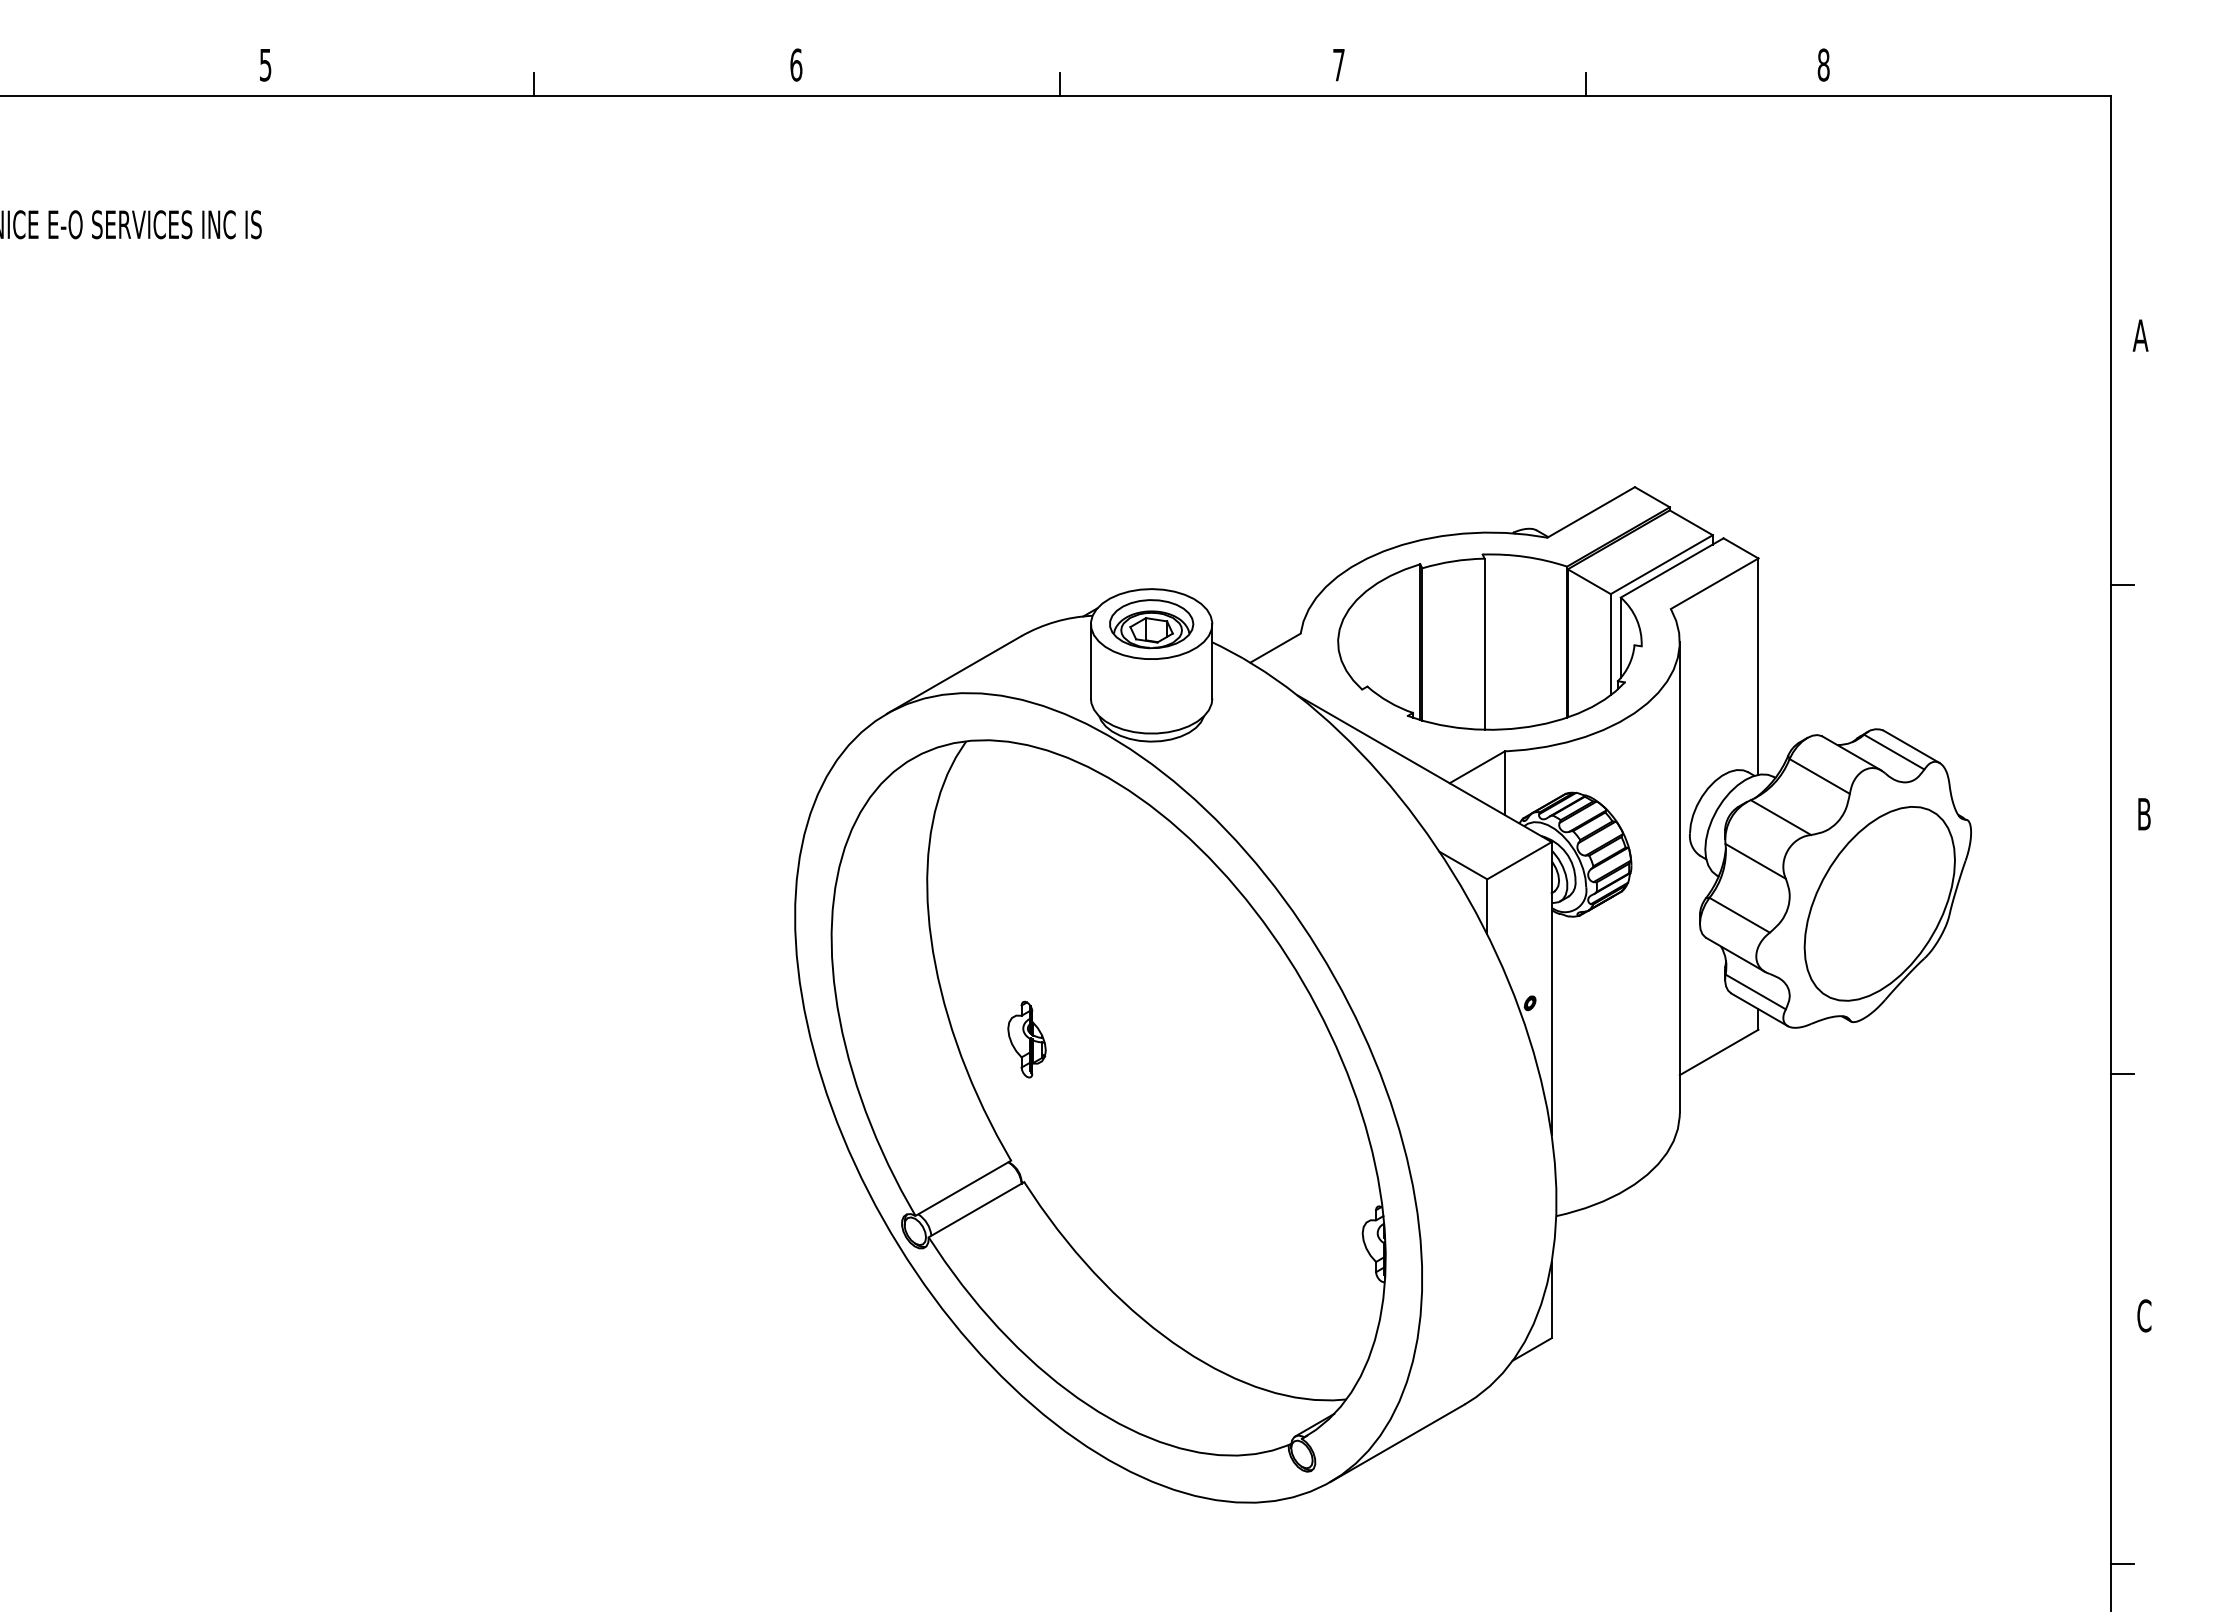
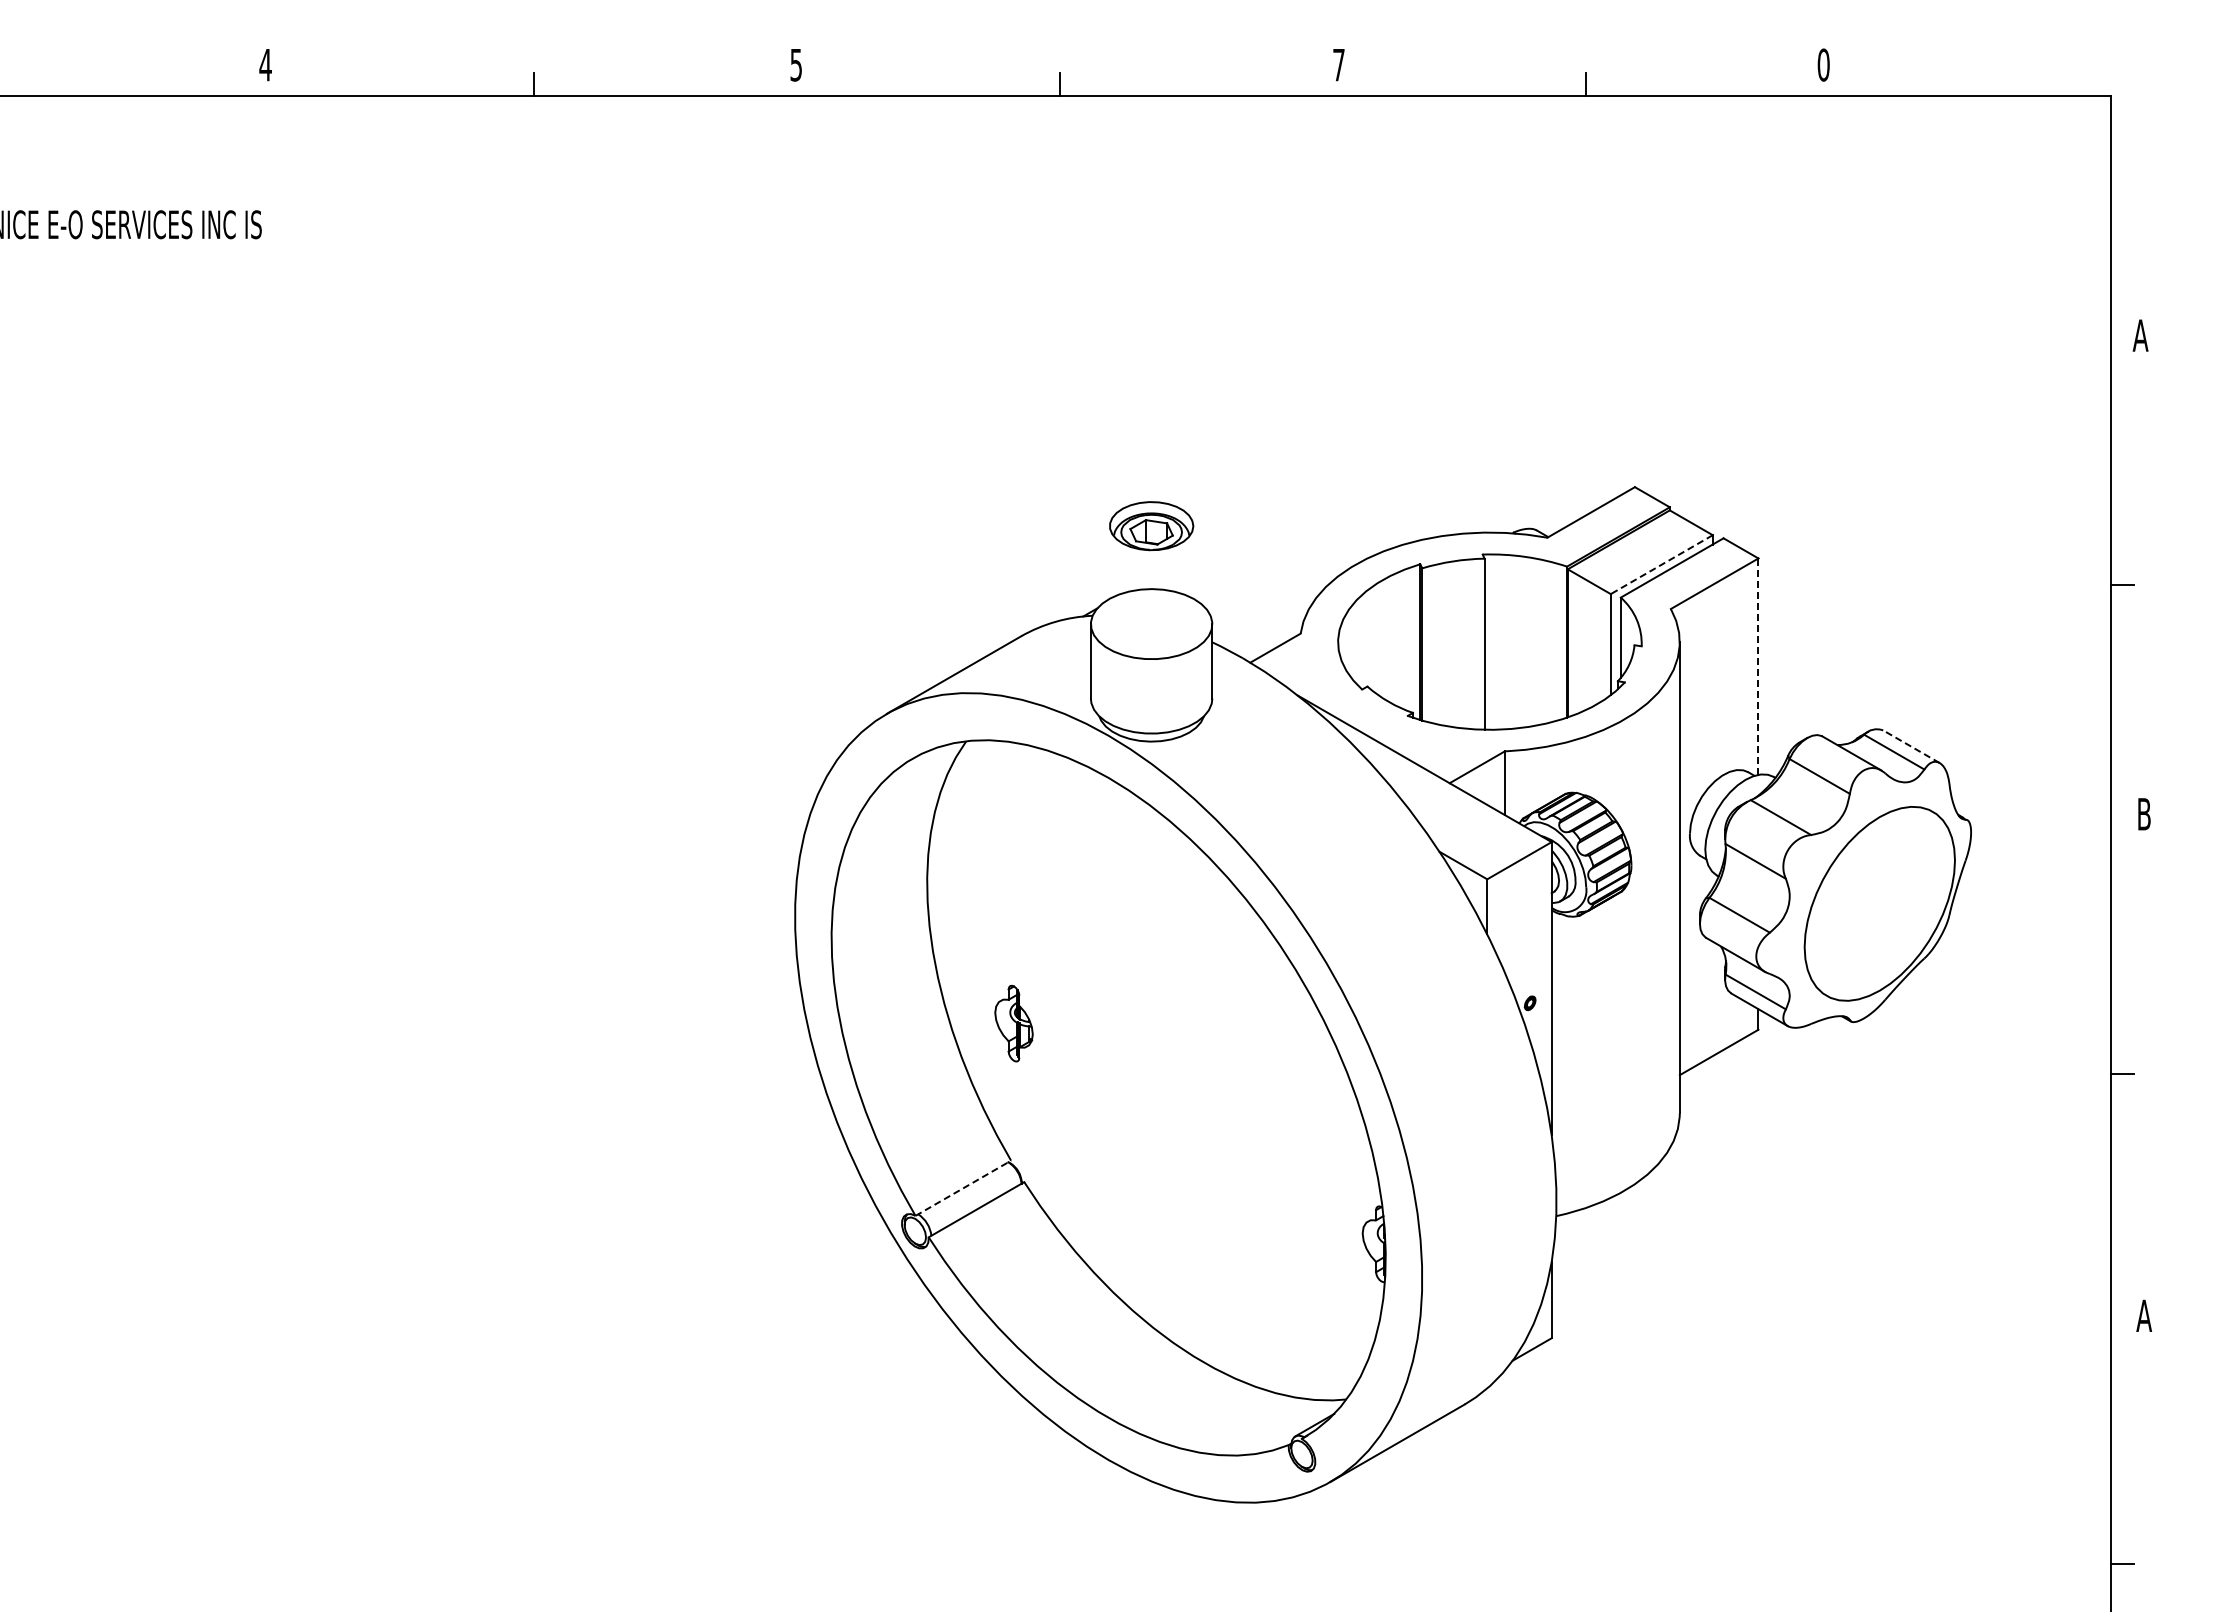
text: 6 -> 5 (796, 64)
text: 5 -> 4 (265, 65)
text: 8 -> 0 (1823, 65)
line: solid -> dashed (1661, 564)
part position: (1151, 624) -> (1151, 526) (1151, 526)
line: solid -> dashed (1758, 666)
line: solid -> dashed (1911, 746)
part position: (1026, 1039) -> (1013, 1023) (1013, 1023)
line: solid -> dashed (963, 1188)
text: C -> A (2144, 1315)
